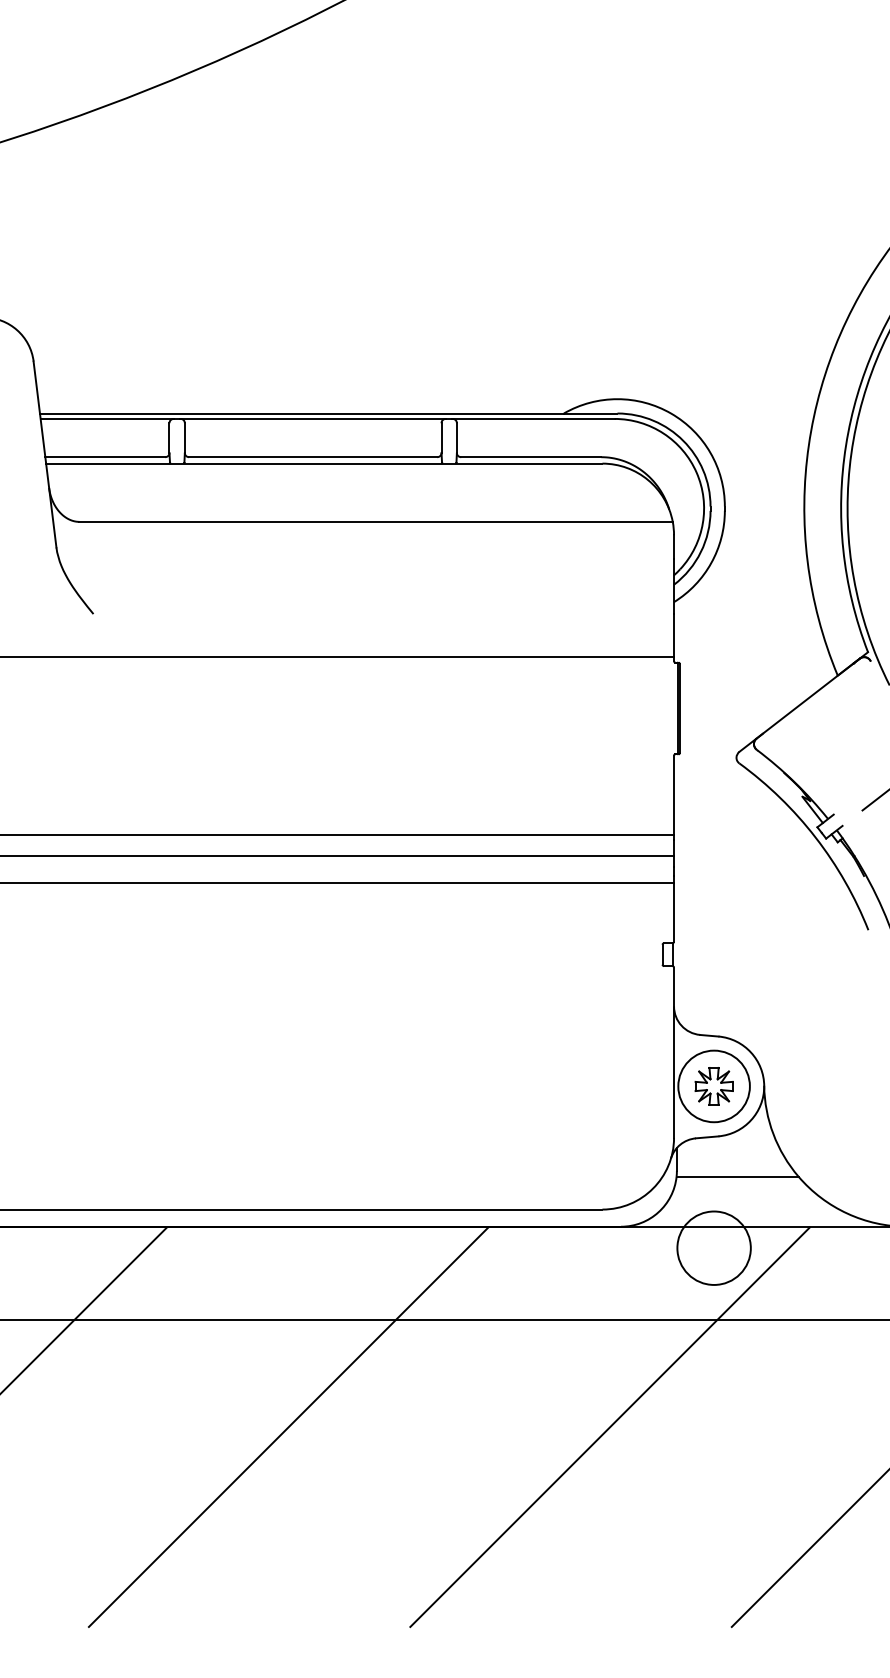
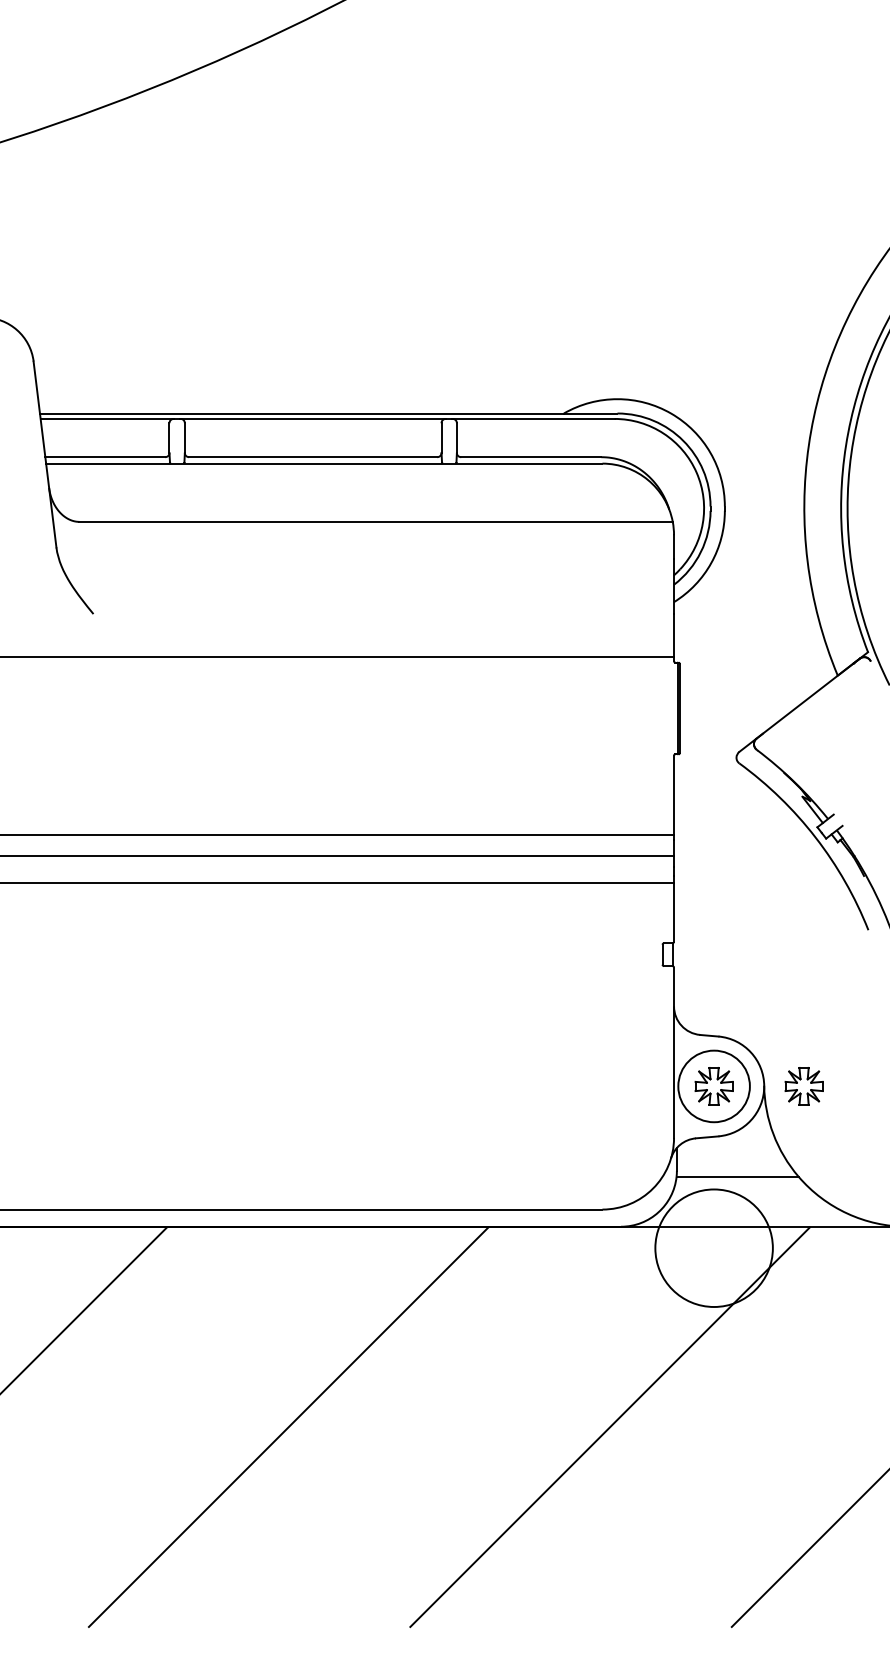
line: present -> none (874, 801)
part: none -> present (803, 1086)
circle diameter: 73 px -> 118 px (713, 1247)
line: present -> none (444, 1319)
